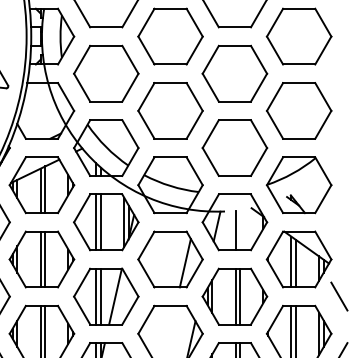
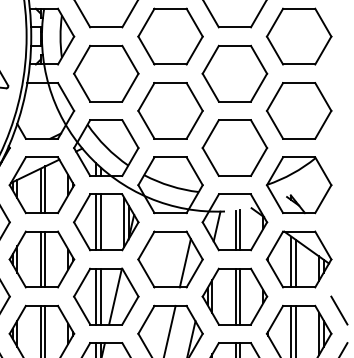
line: none -> present (240, 230)
line position: (339, 296) -> (339, 310) (339, 310)
line: none -> present (169, 329)
